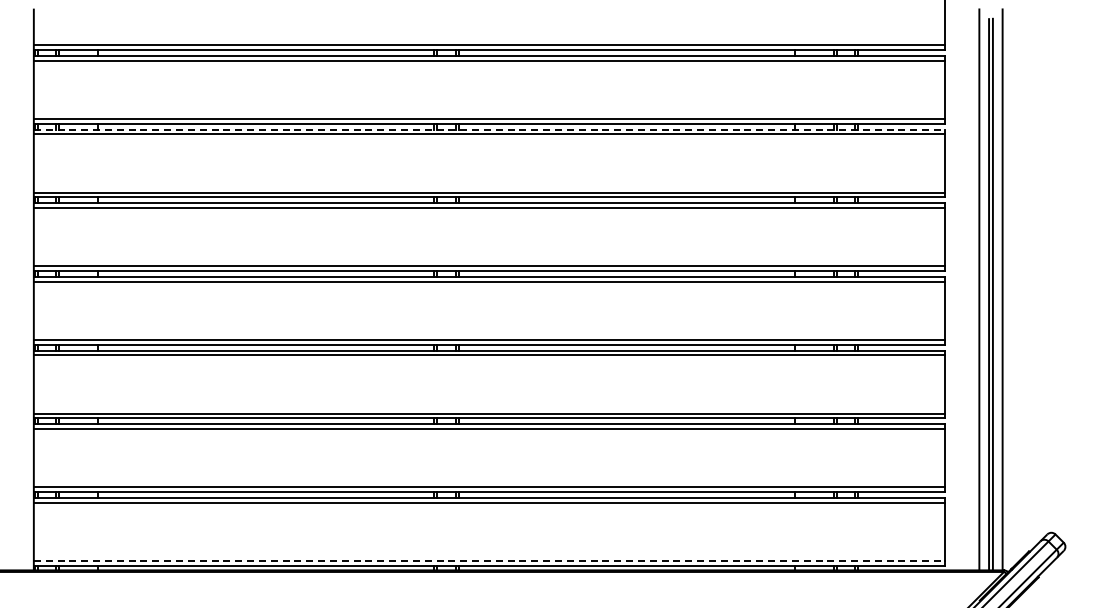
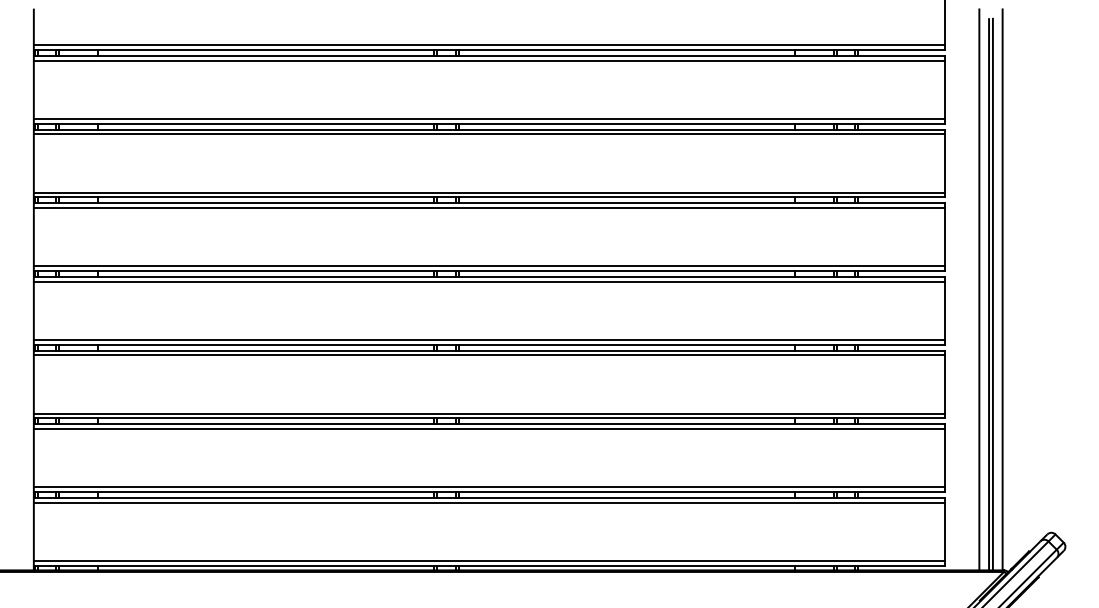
line: dashed -> solid (489, 129)
line: dashed -> solid (489, 560)
